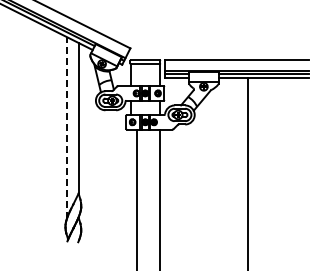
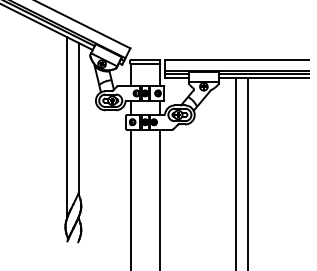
line: dashed -> solid (66, 127)
line: none -> present (235, 172)
line position: (136, 198) -> (130, 198) (130, 198)
